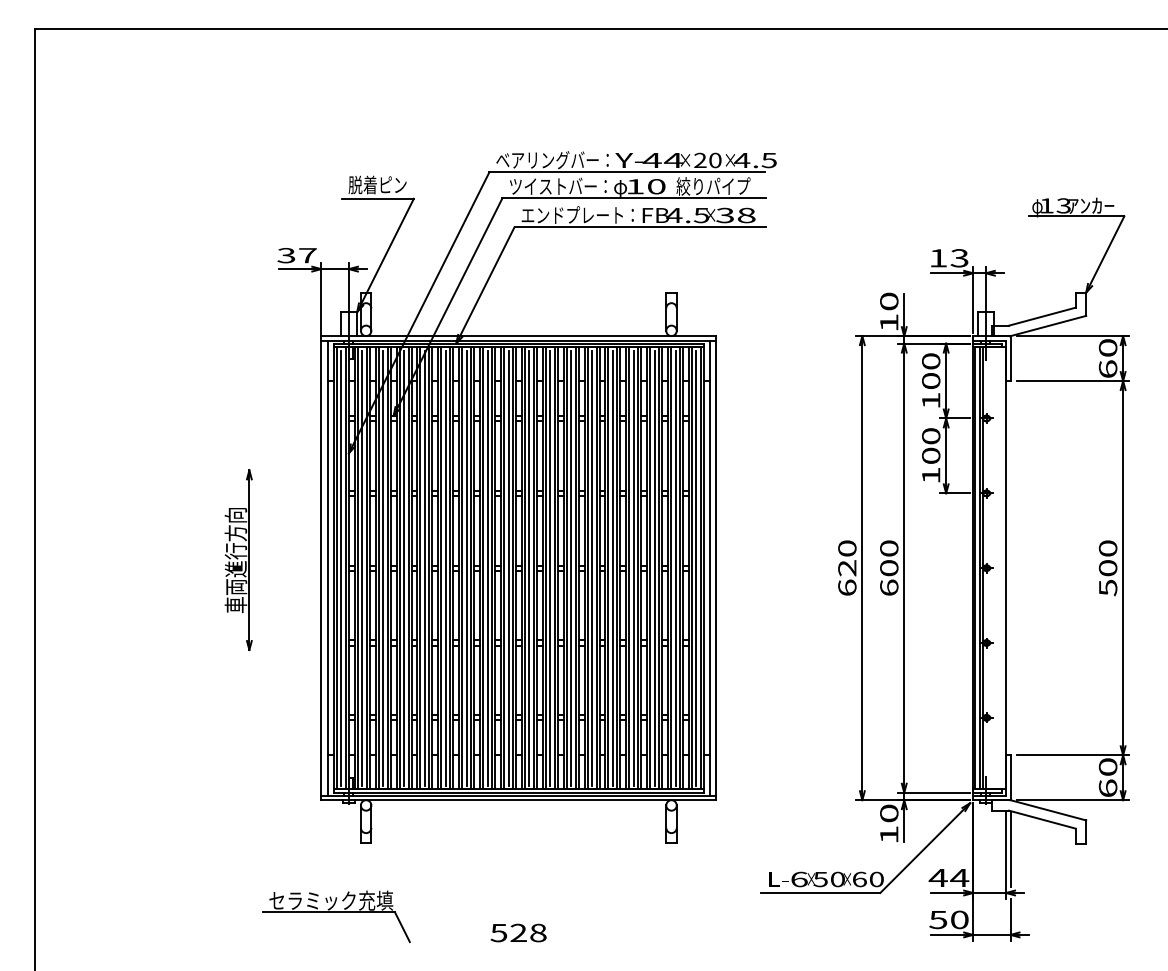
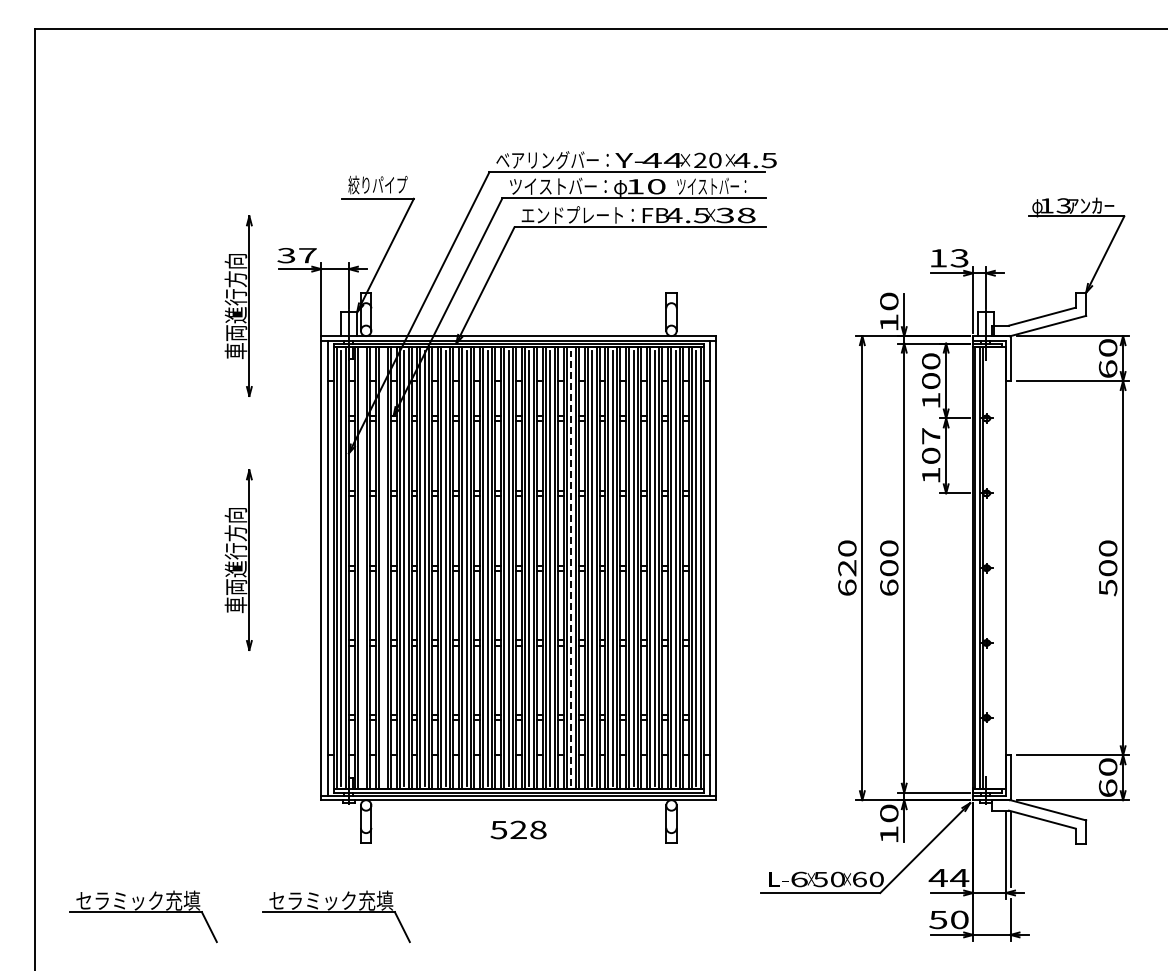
text: 脱着ピン -> 絞りパイプ (377, 184)
text: 絞りパイプ -> ツイストバー： (713, 186)
part: none -> present (238, 305)
text: 100 -> 107 (931, 436)
line: present -> none (362, 567)
line: present -> none (383, 567)
line: solid -> dashed (571, 567)
part: none -> present (143, 916)
text position: (518, 932) -> (518, 829) (518, 829)
